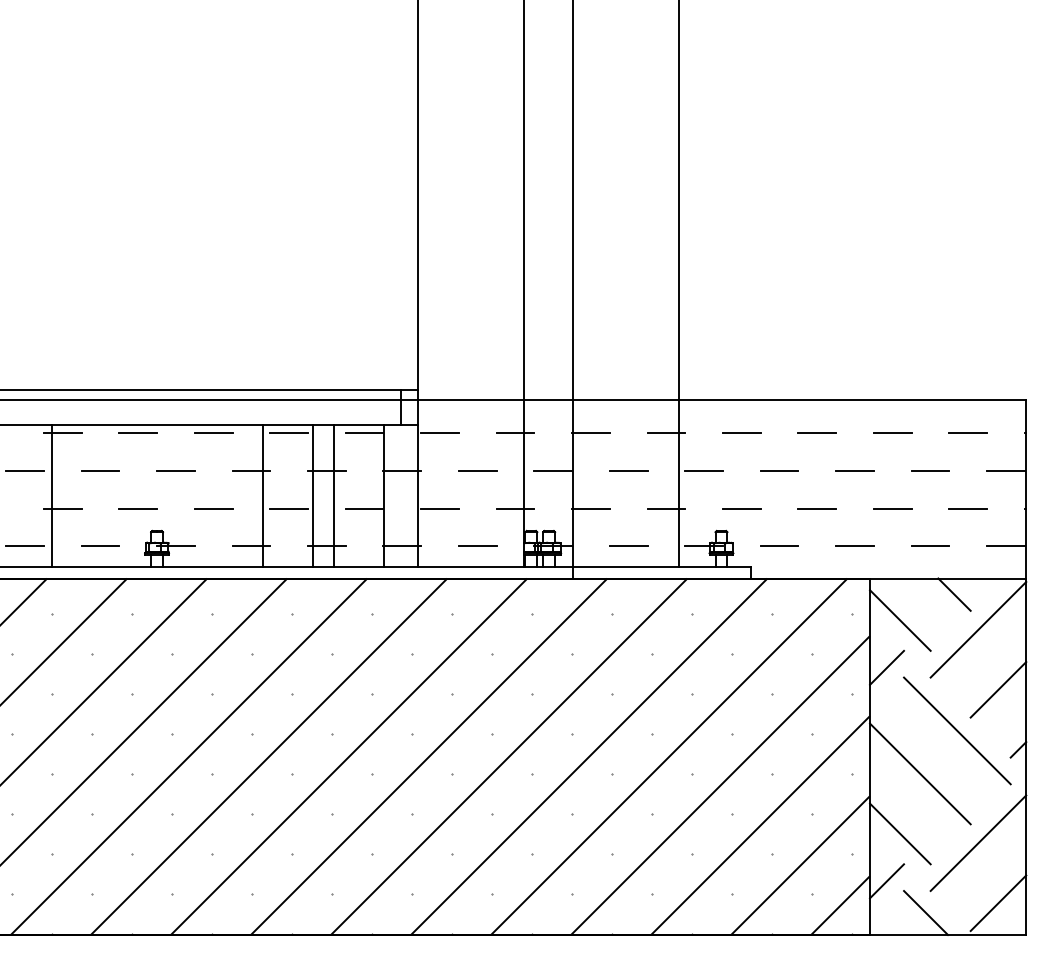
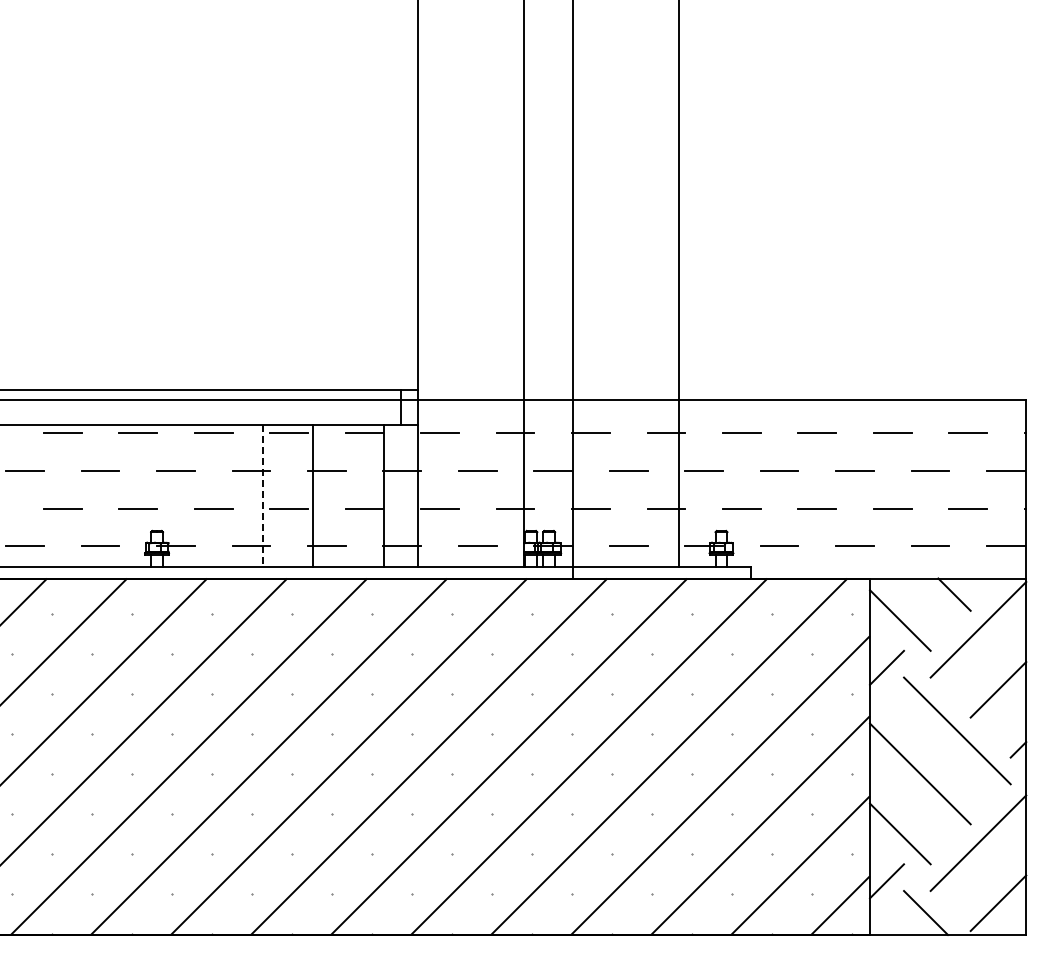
line: present -> none (51, 495)
line: solid -> dashed (262, 495)
line: present -> none (333, 495)
